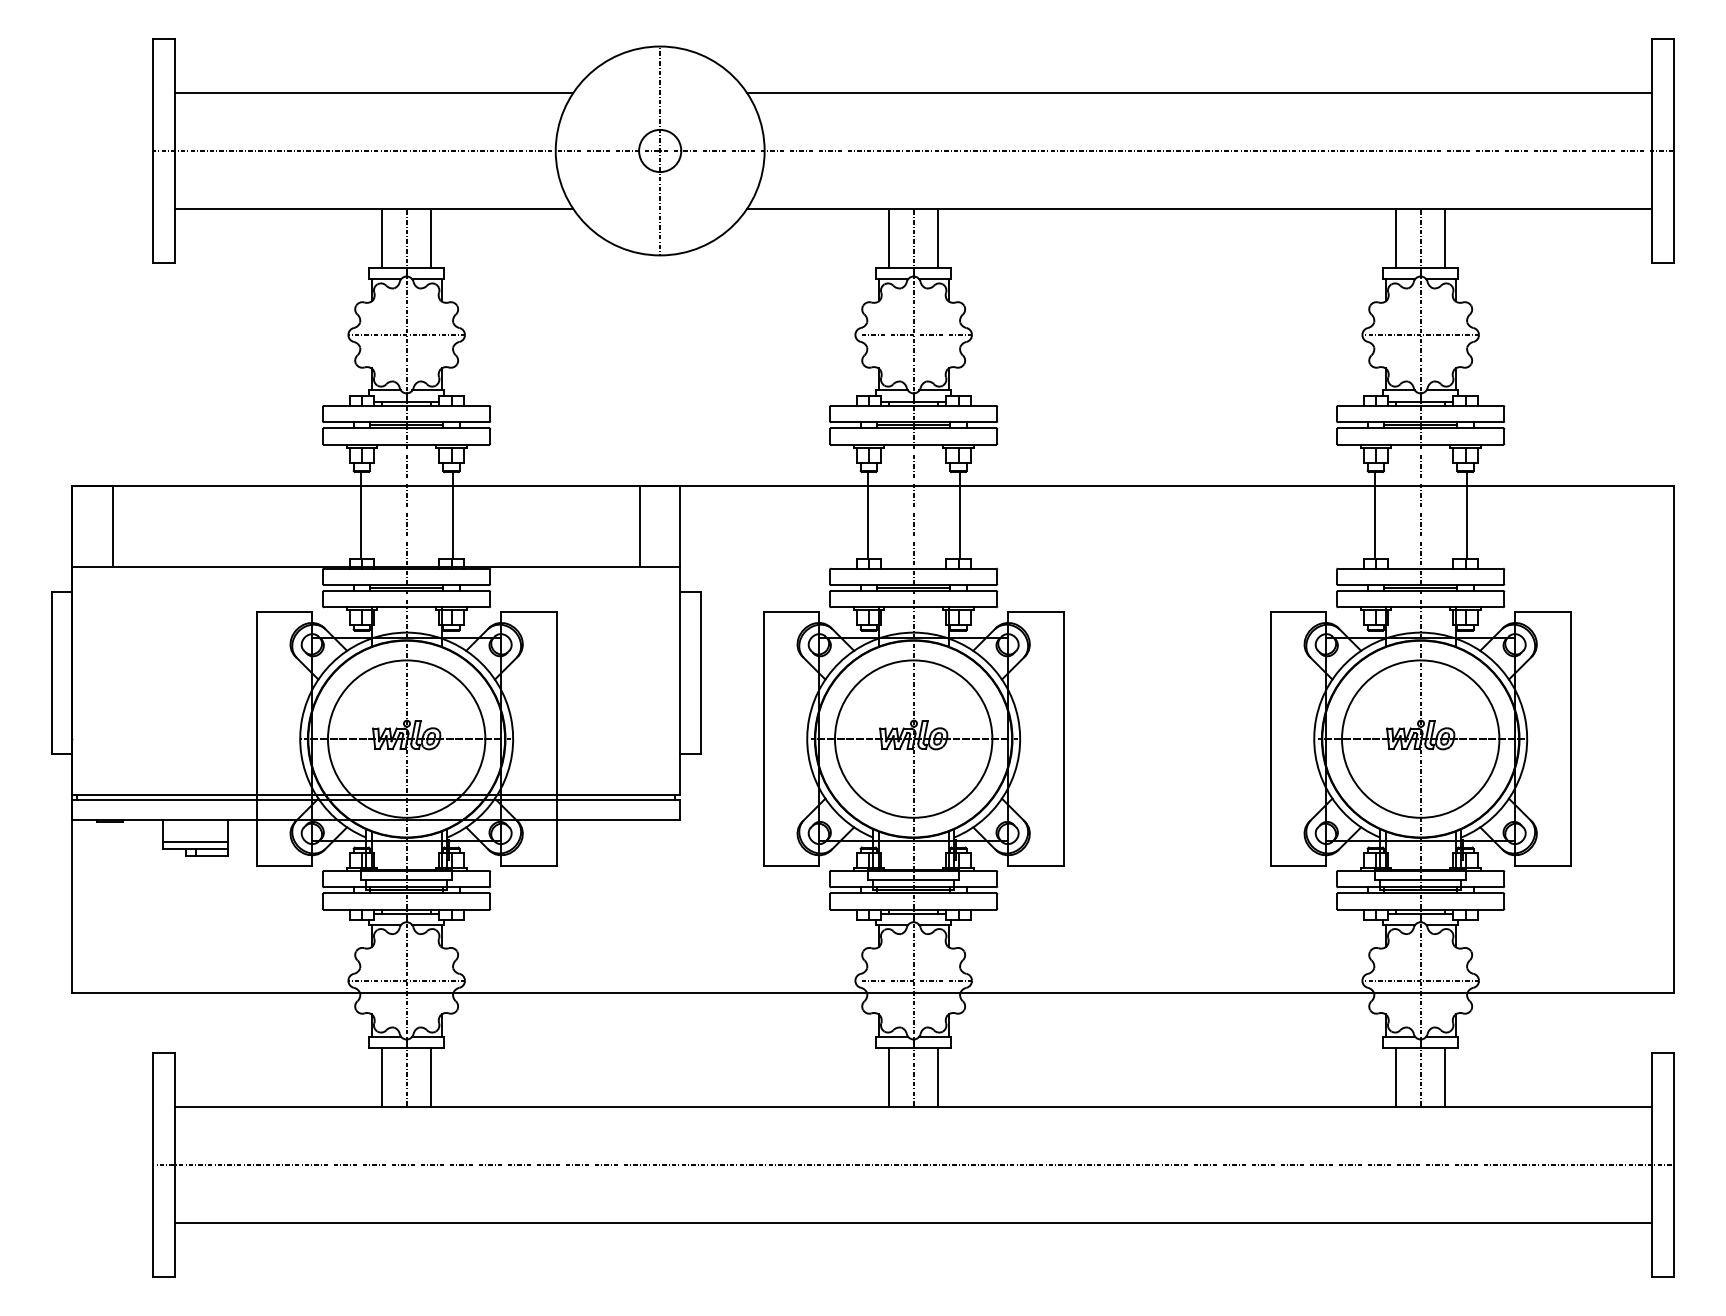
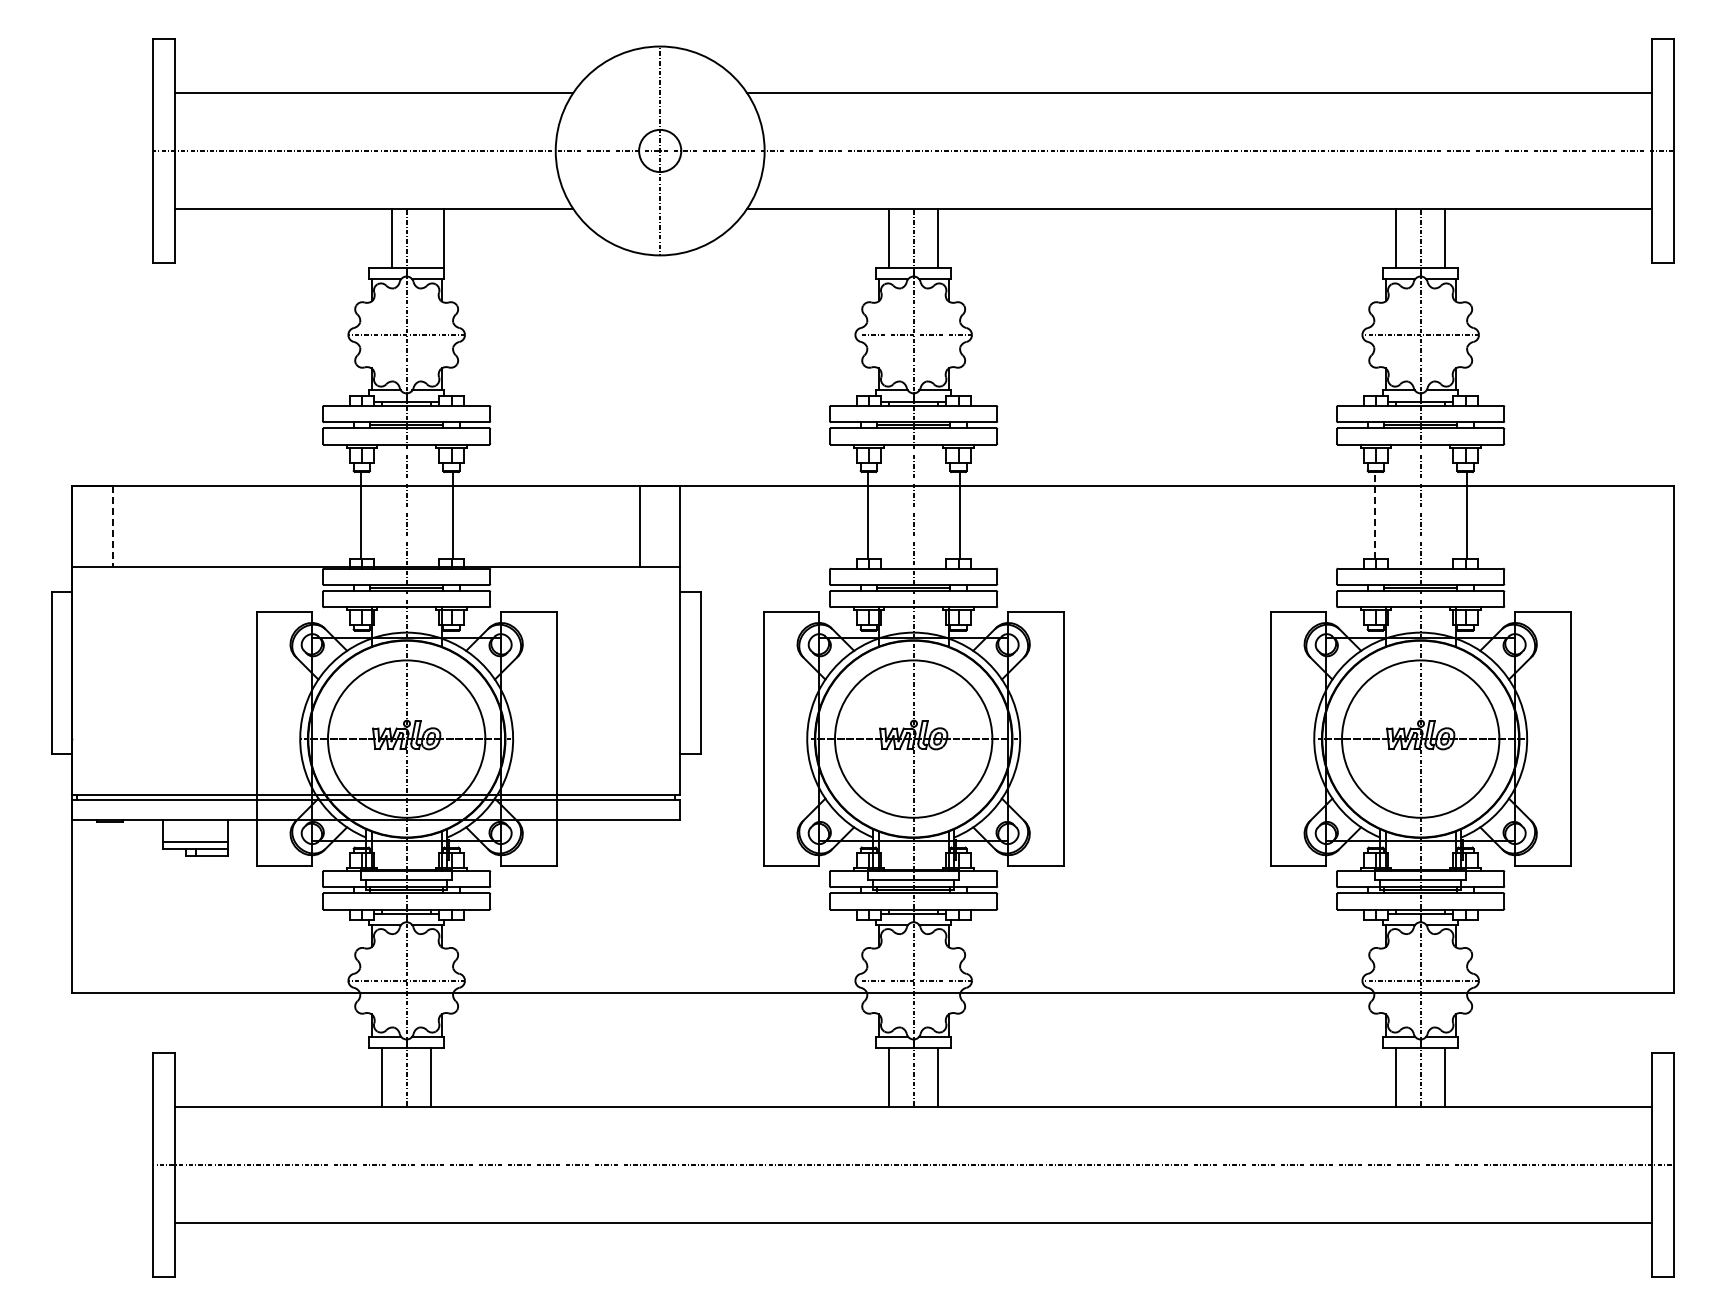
line position: (382, 237) -> (392, 237) (392, 237)
line position: (431, 237) -> (444, 237) (444, 237)
line: solid -> dashed (1374, 514)
line: solid -> dashed (112, 526)
